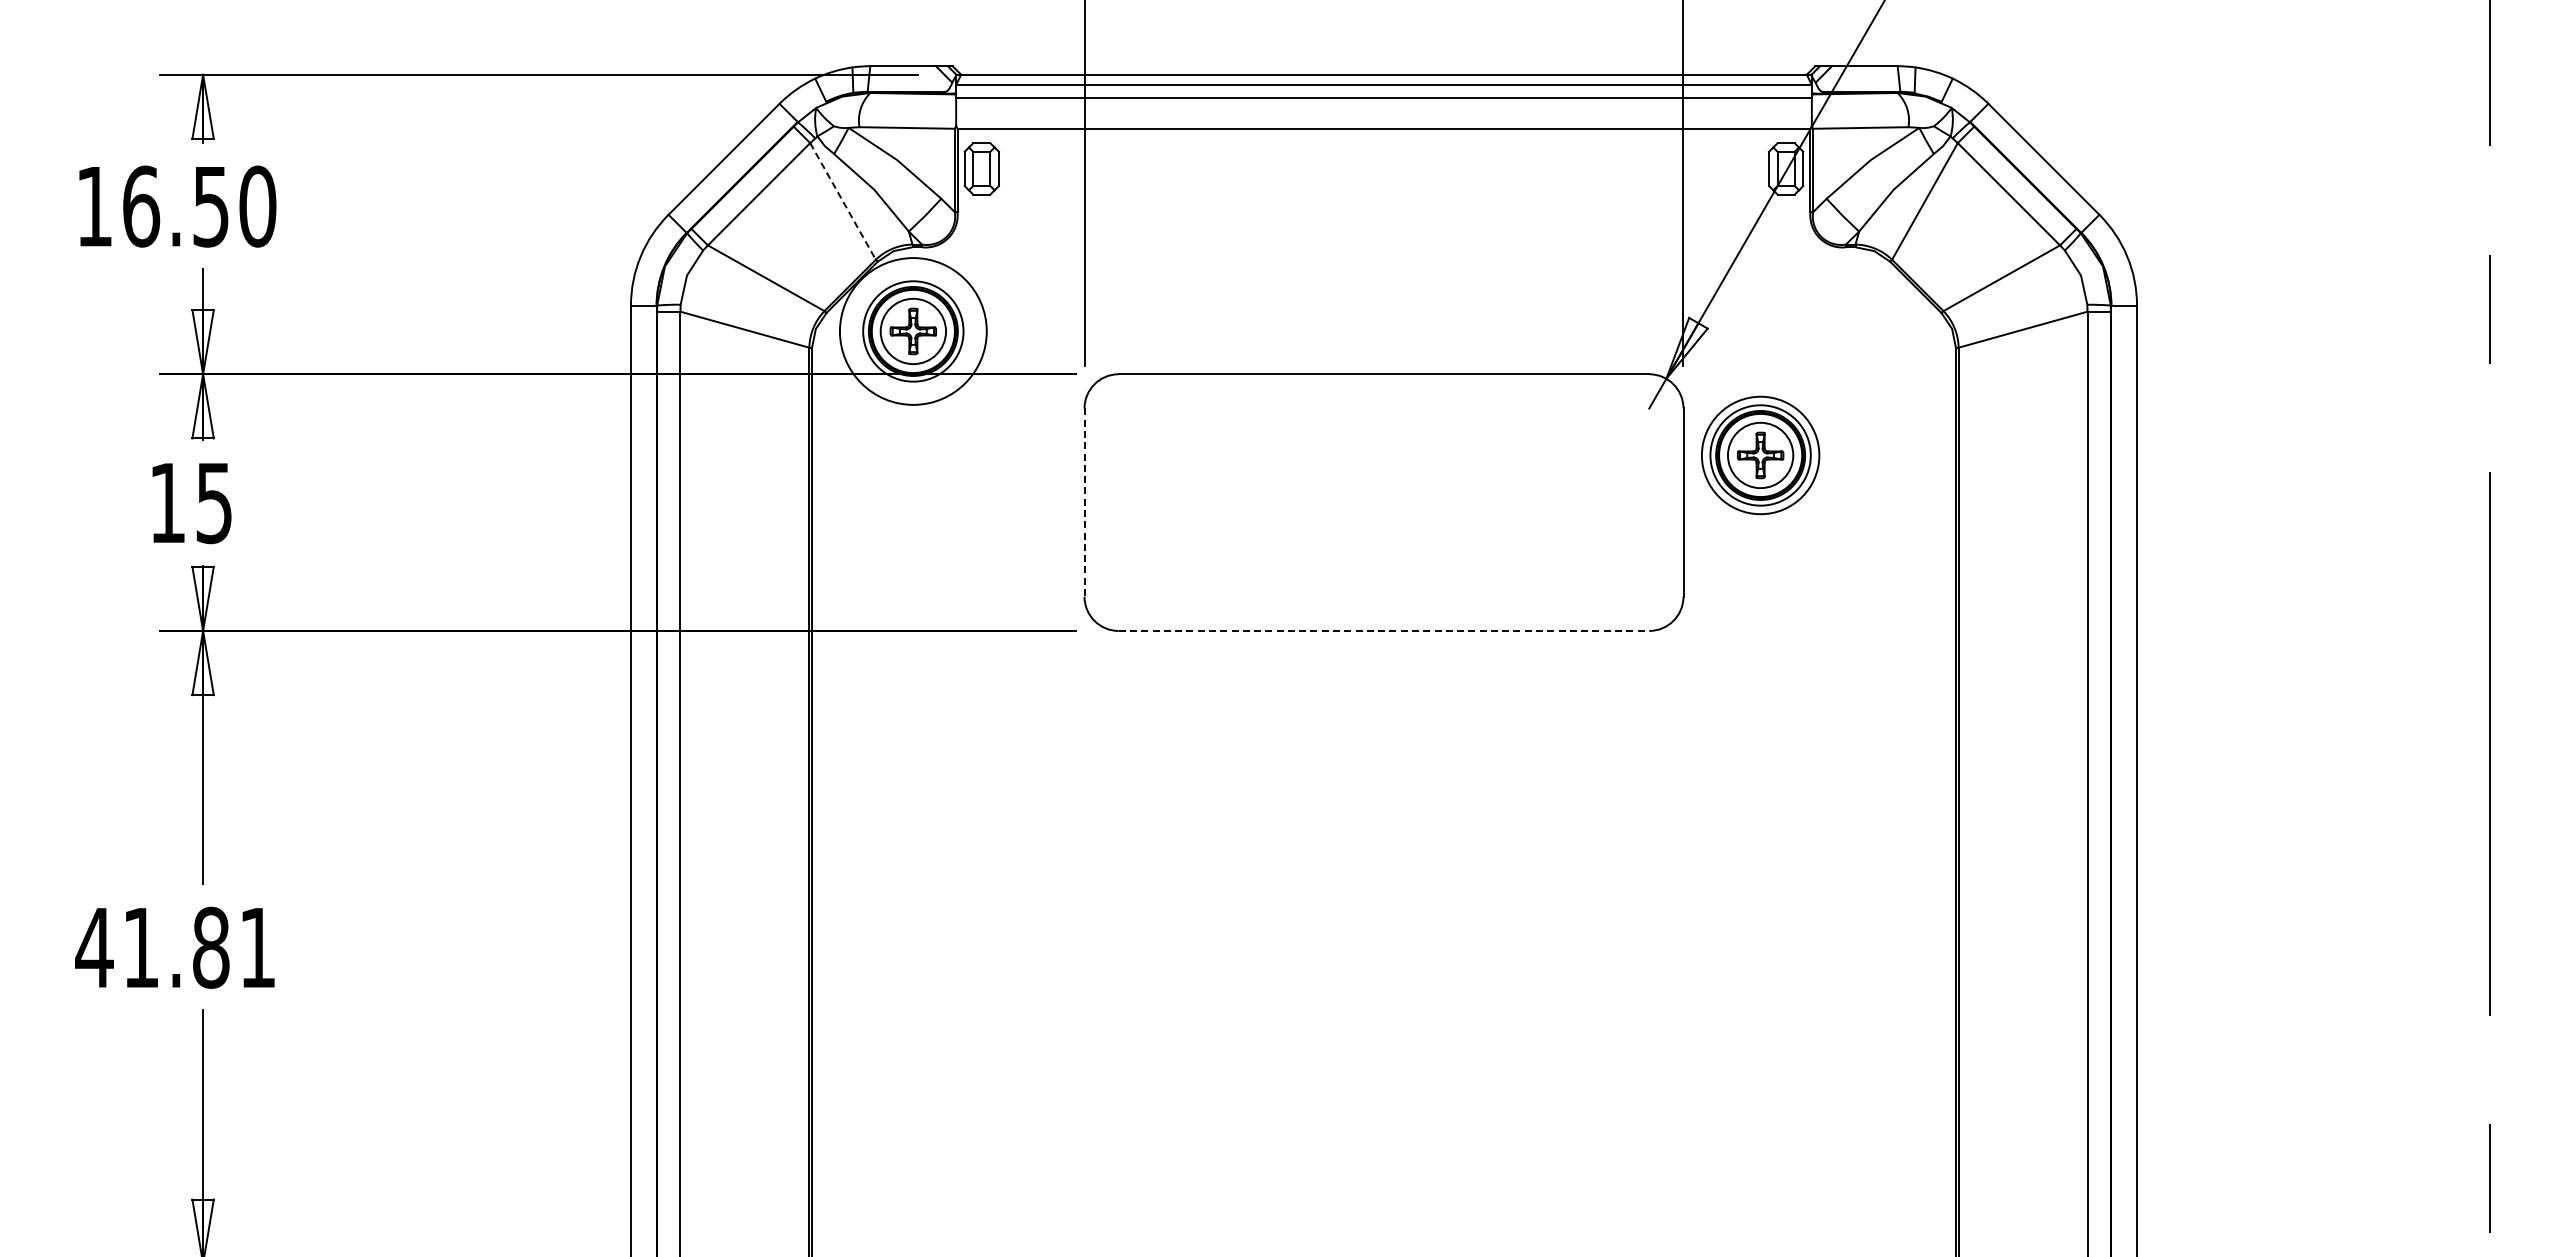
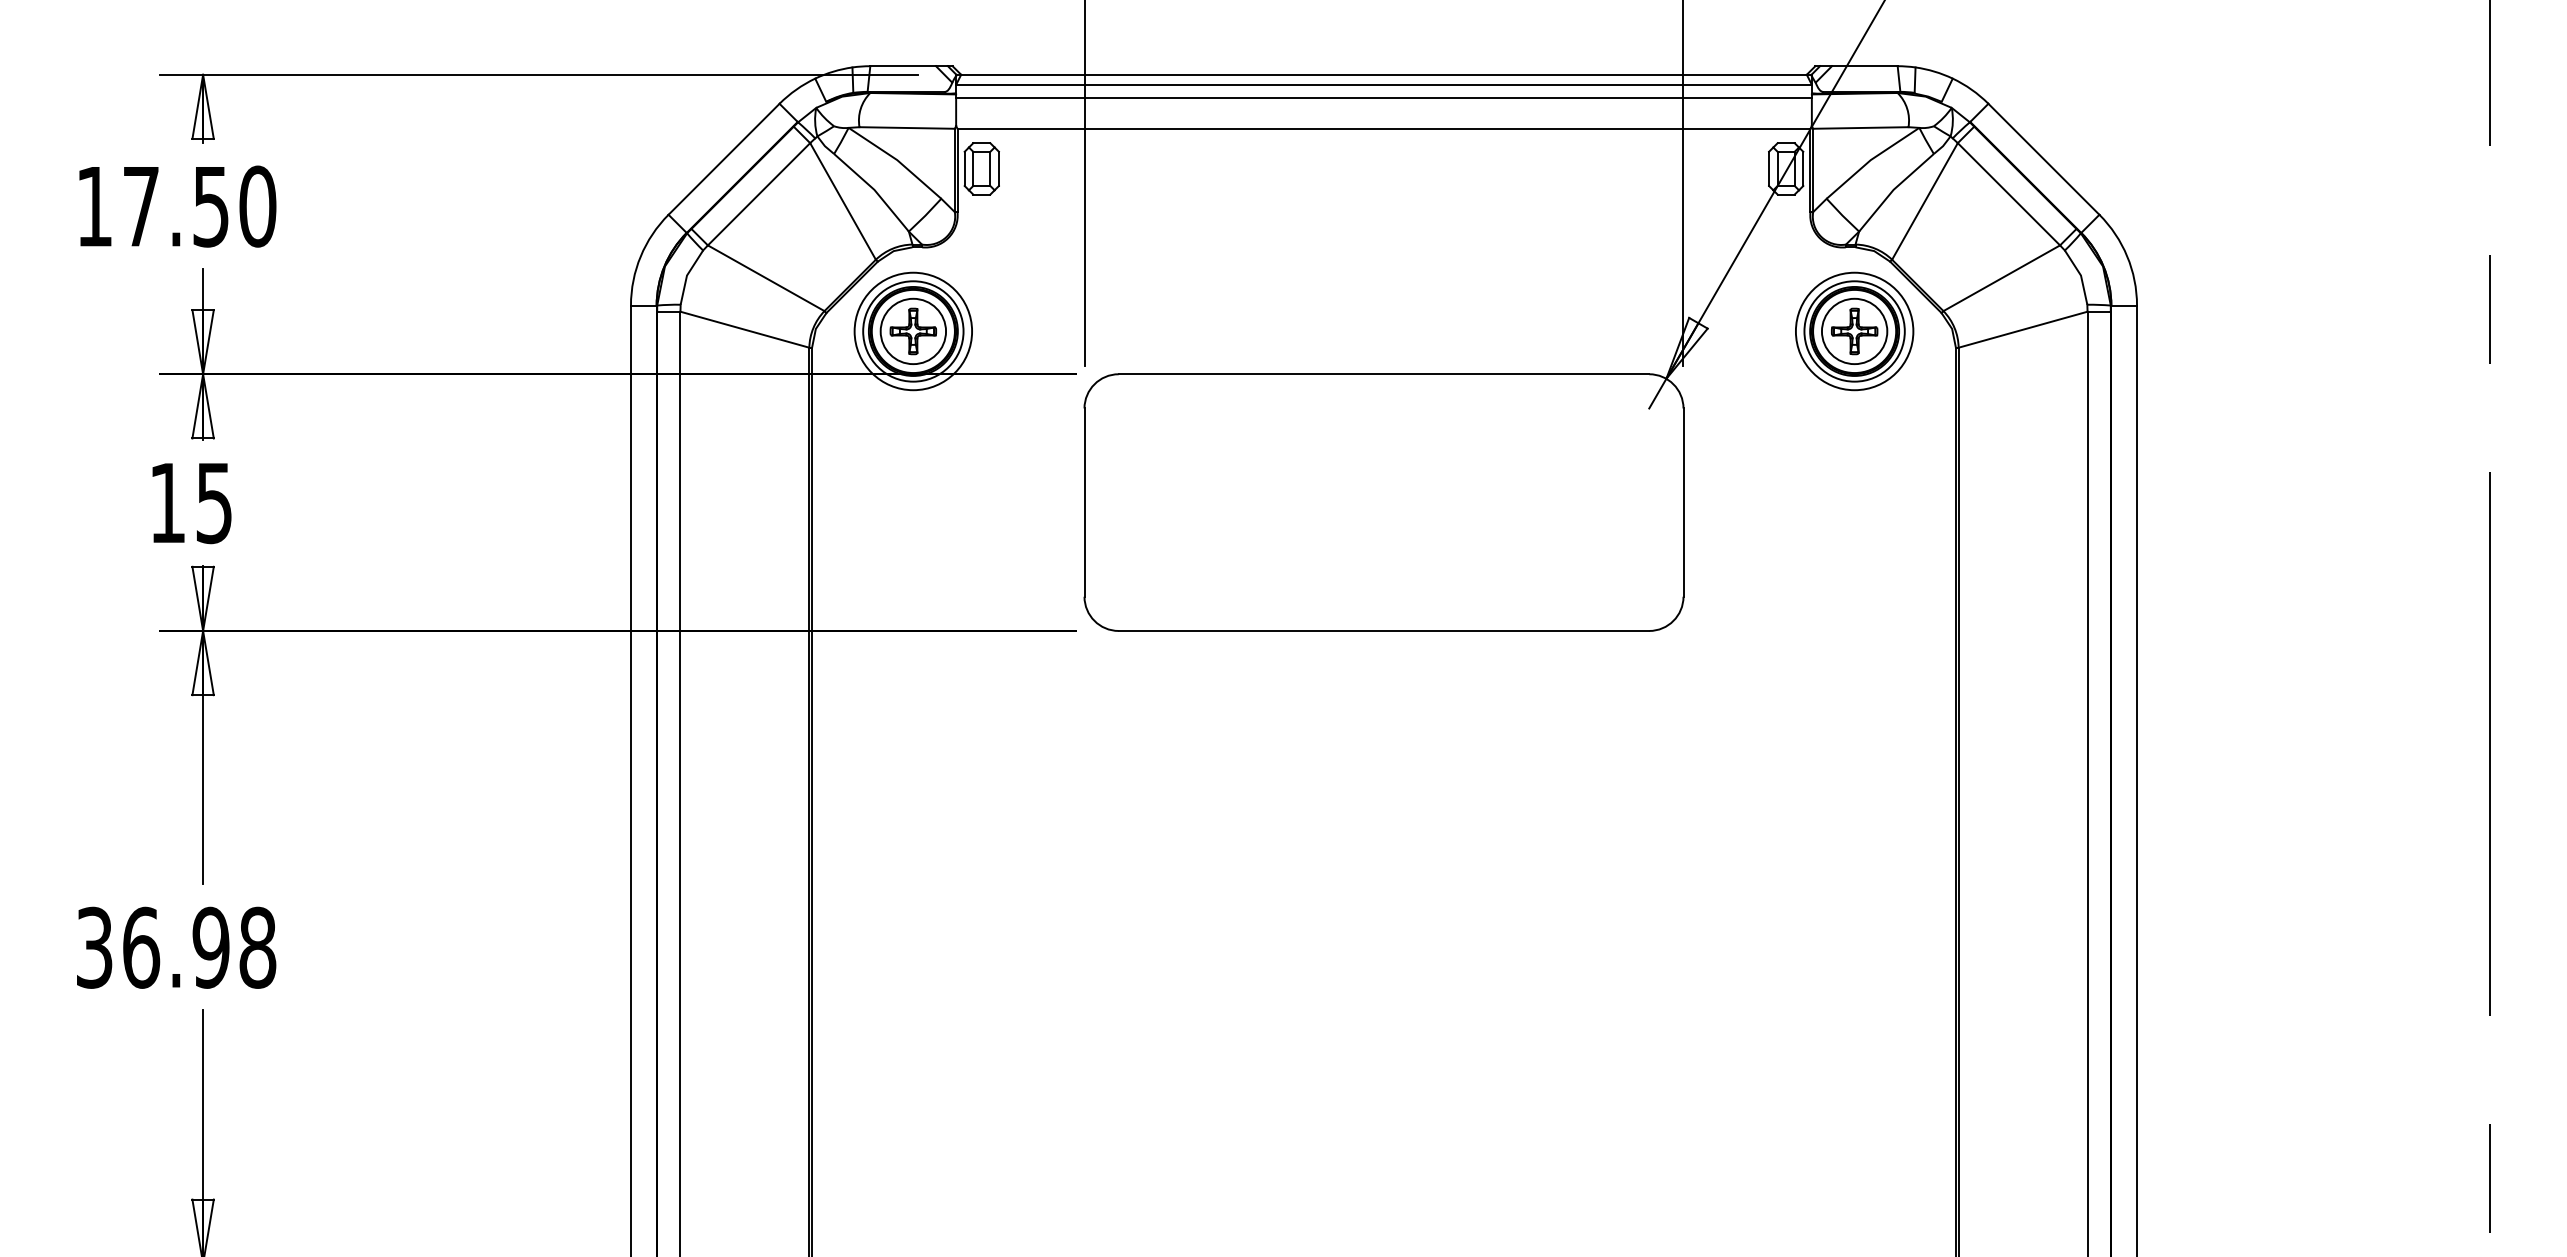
line: dashed -> solid (843, 201)
text: 16.50 -> 17.50 (141, 206)
circle diameter: 147 px -> 117 px (913, 331)
part position: (1760, 455) -> (1854, 331) (1854, 331)
line: dashed -> solid (1084, 503)
line: dashed -> solid (1384, 630)
text: 41.81 -> 36.98 (175, 947)
